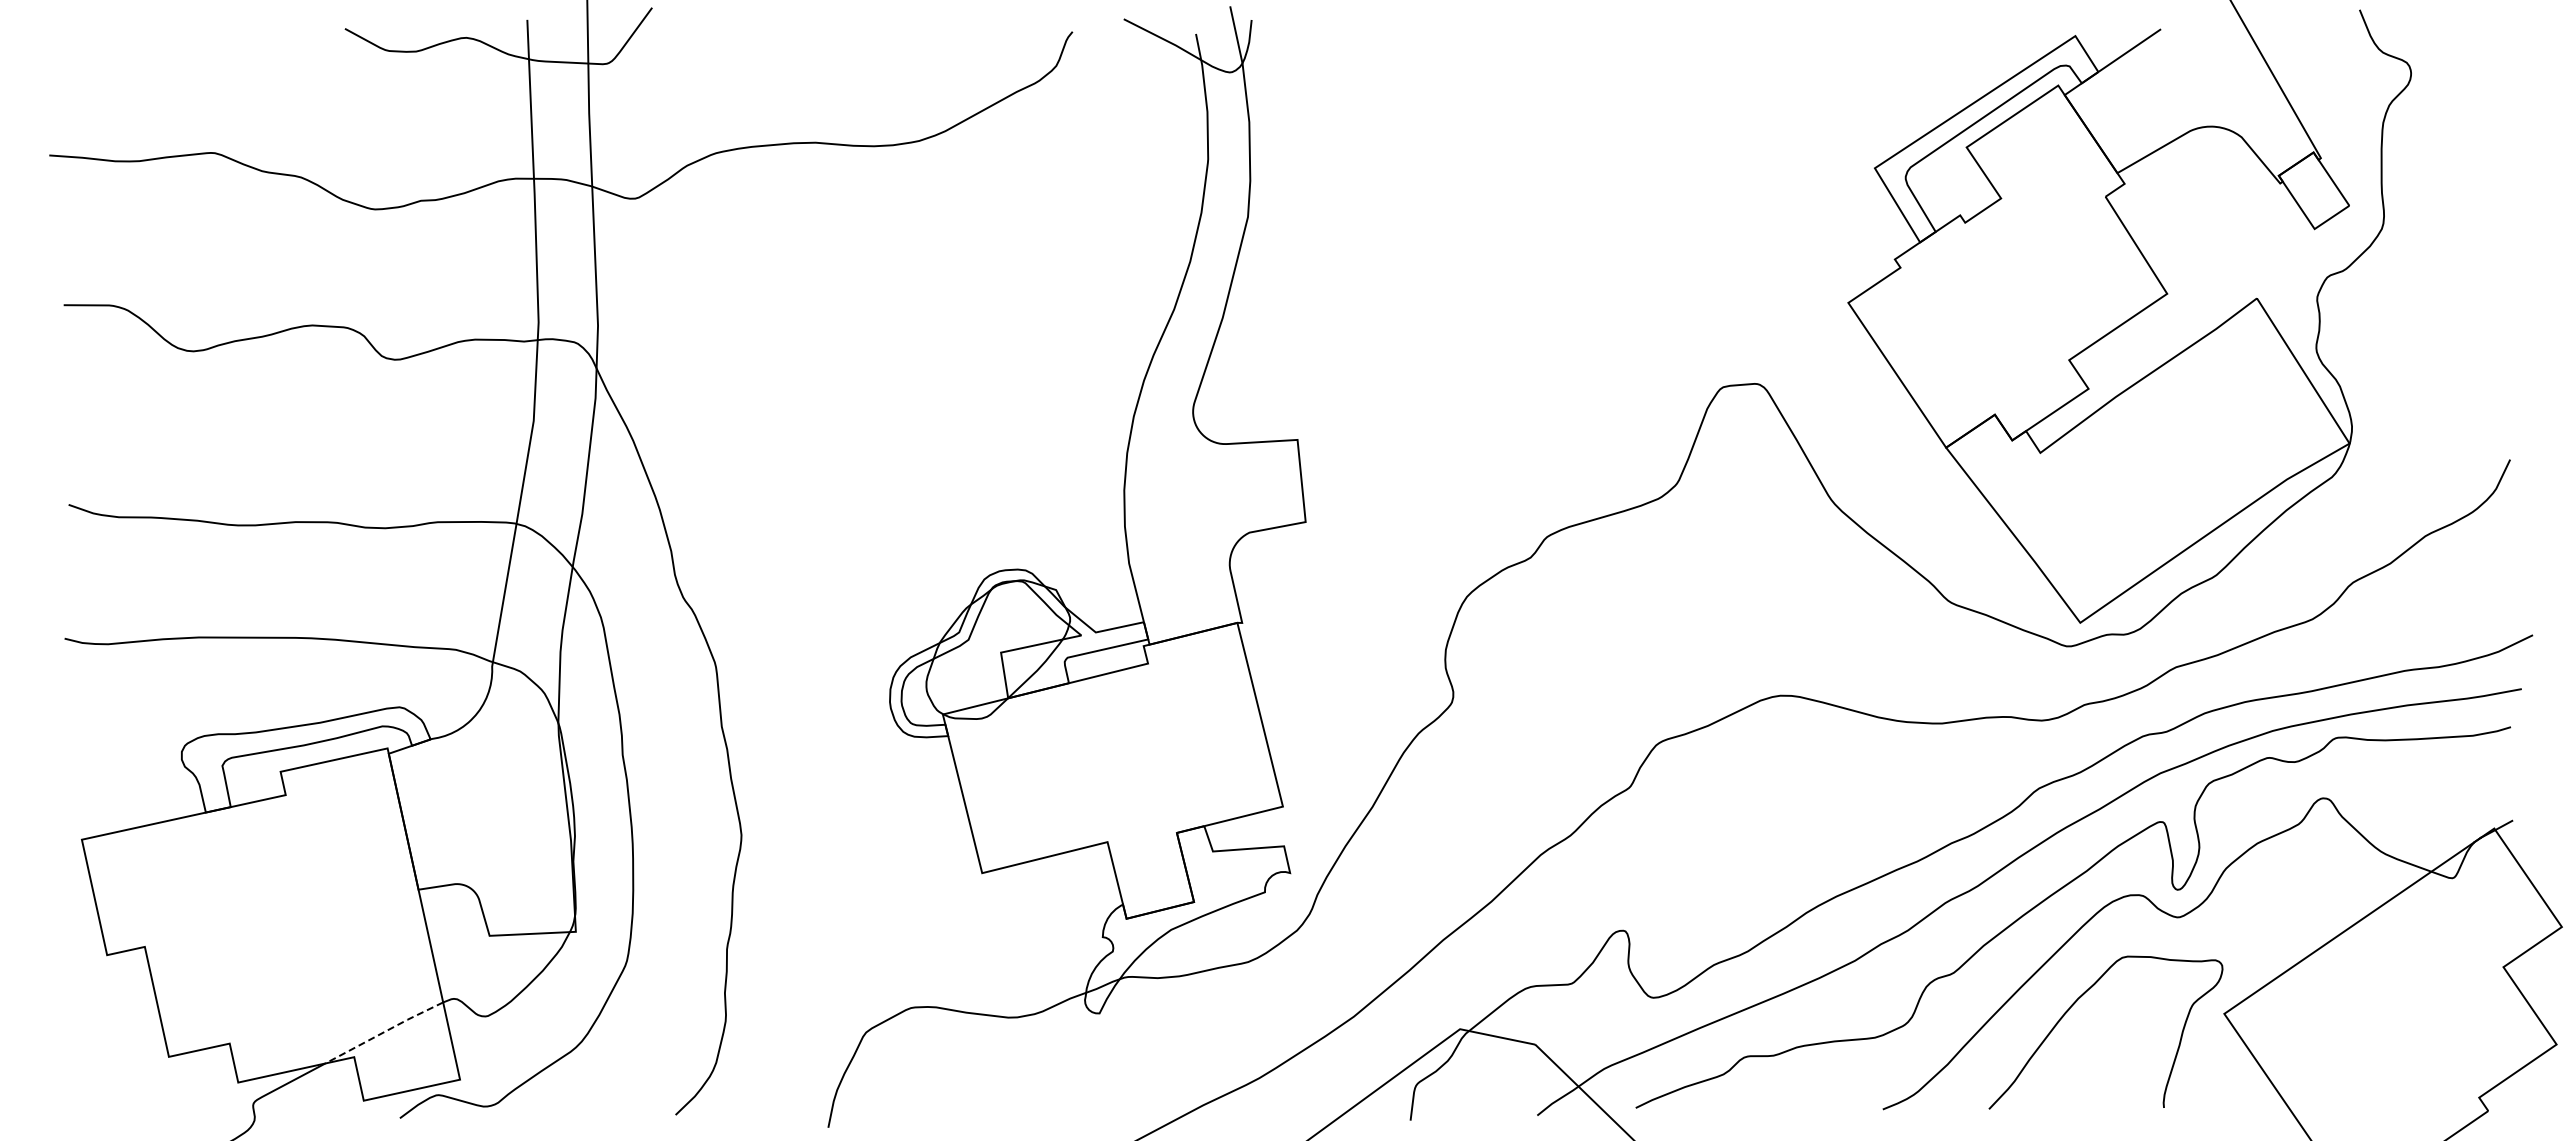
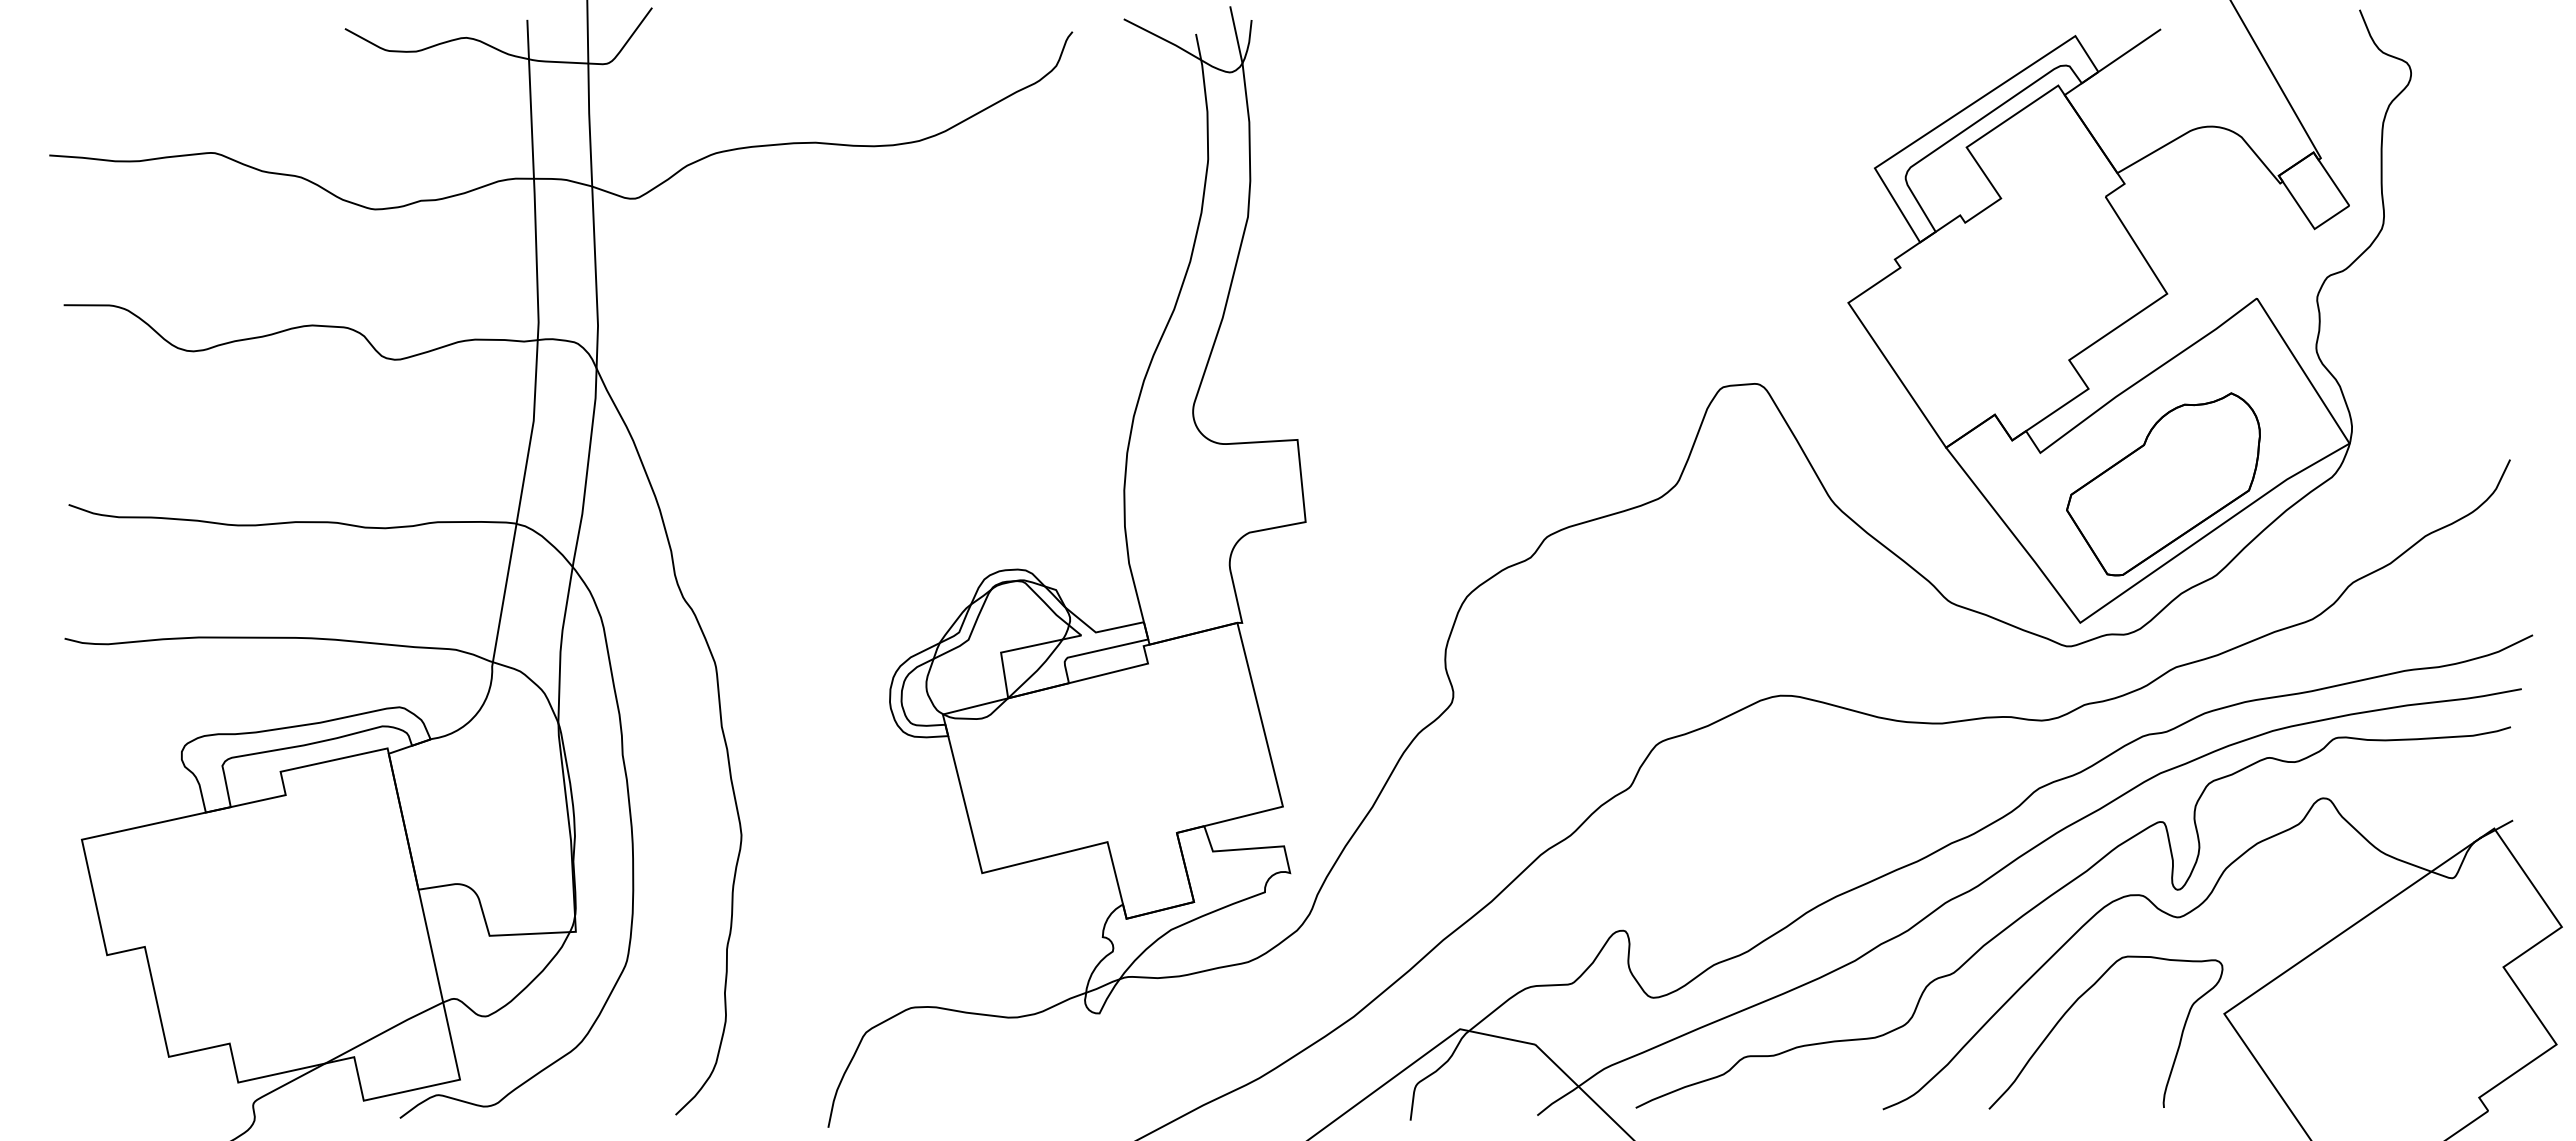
part: none -> present (2163, 484)
line: dashed -> solid (384, 1032)
